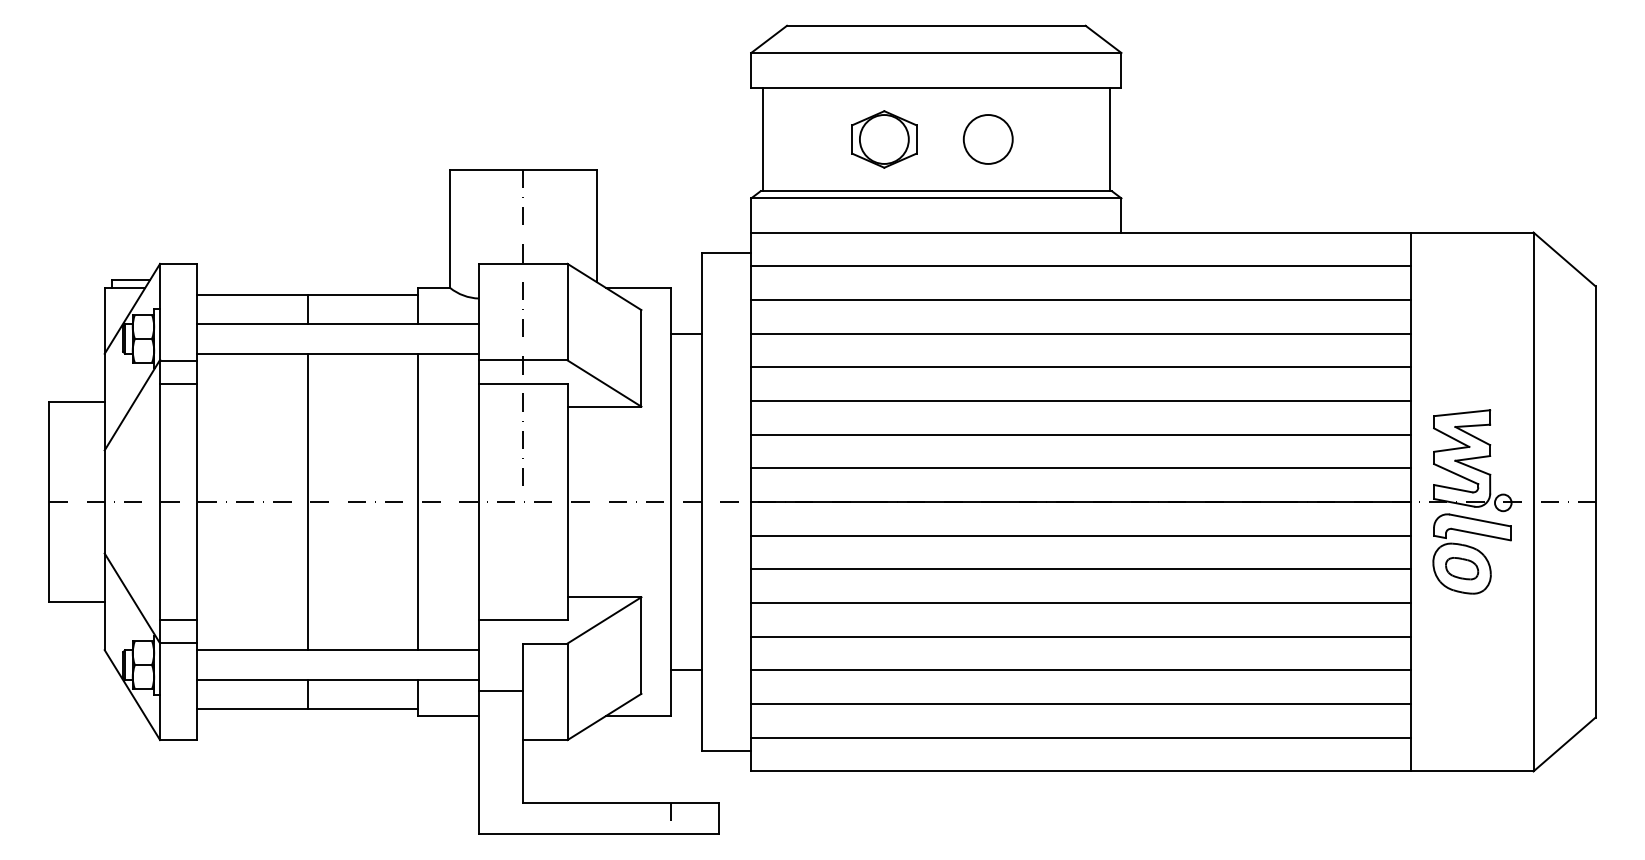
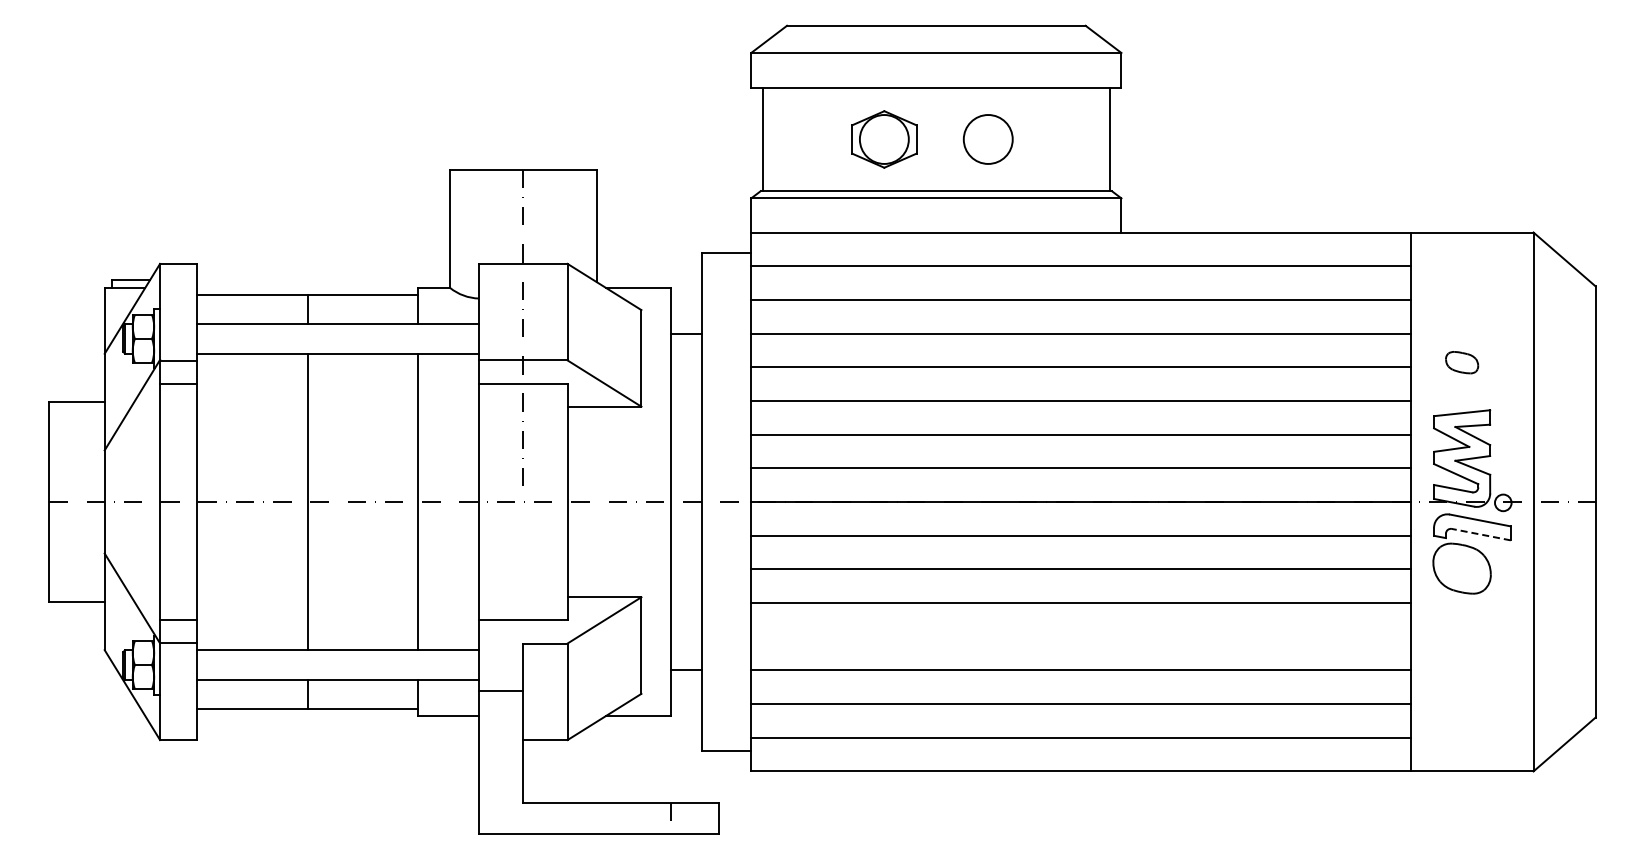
line: solid -> dashed (1481, 534)
part position: (1462, 568) -> (1462, 362) (1462, 362)
line: present -> none (1081, 636)
